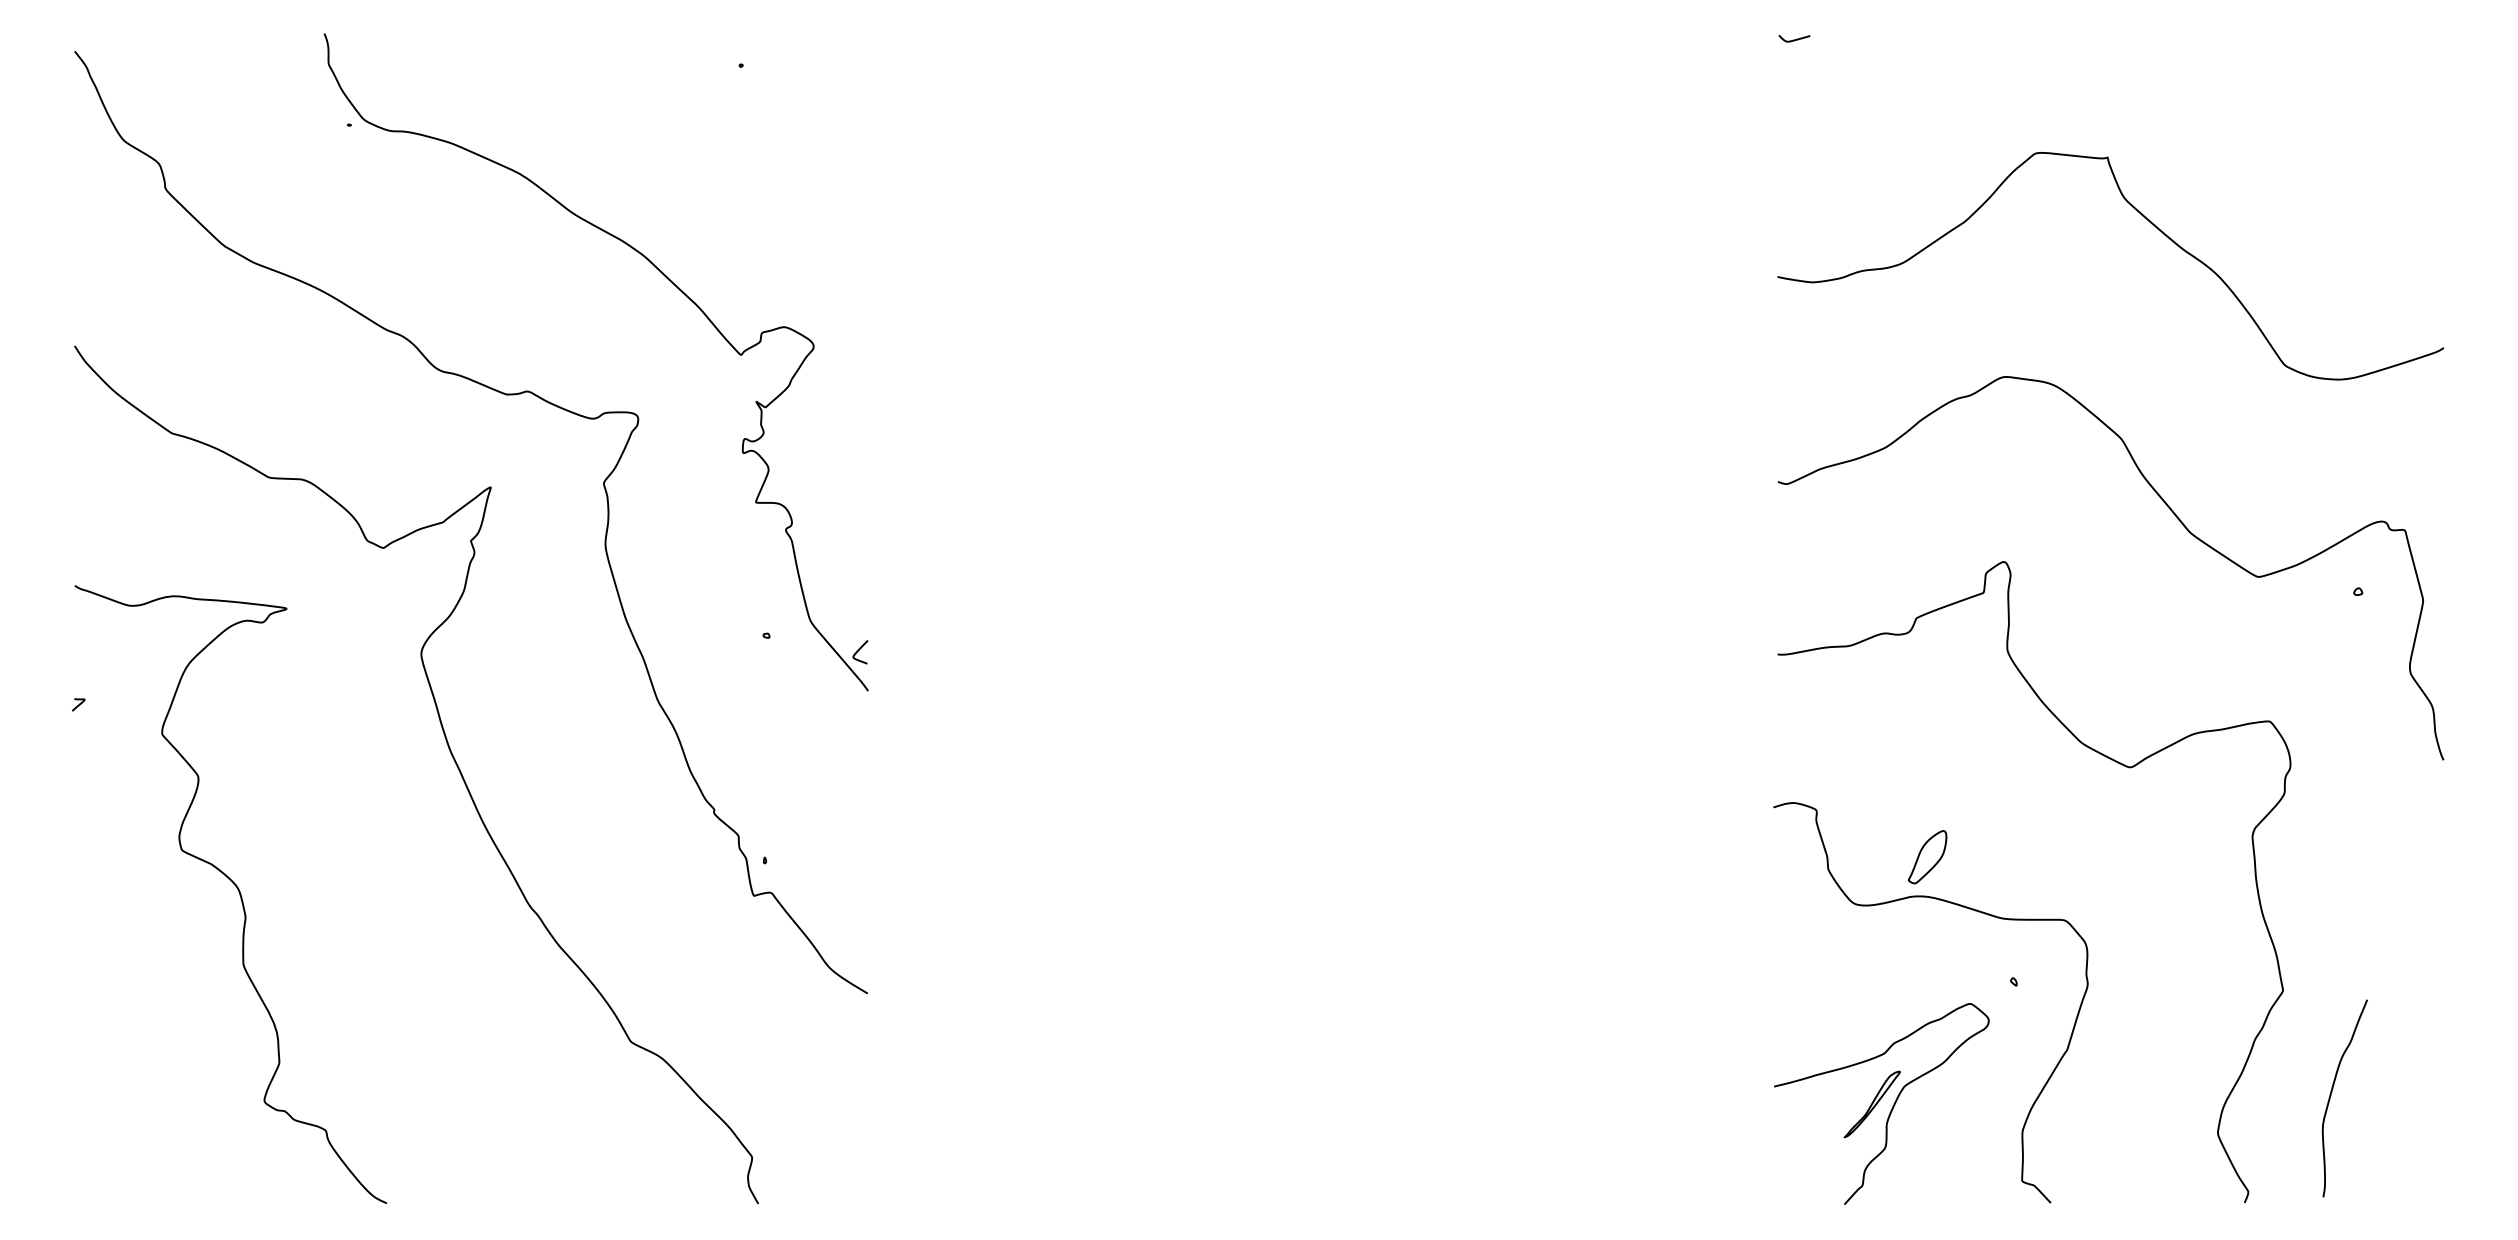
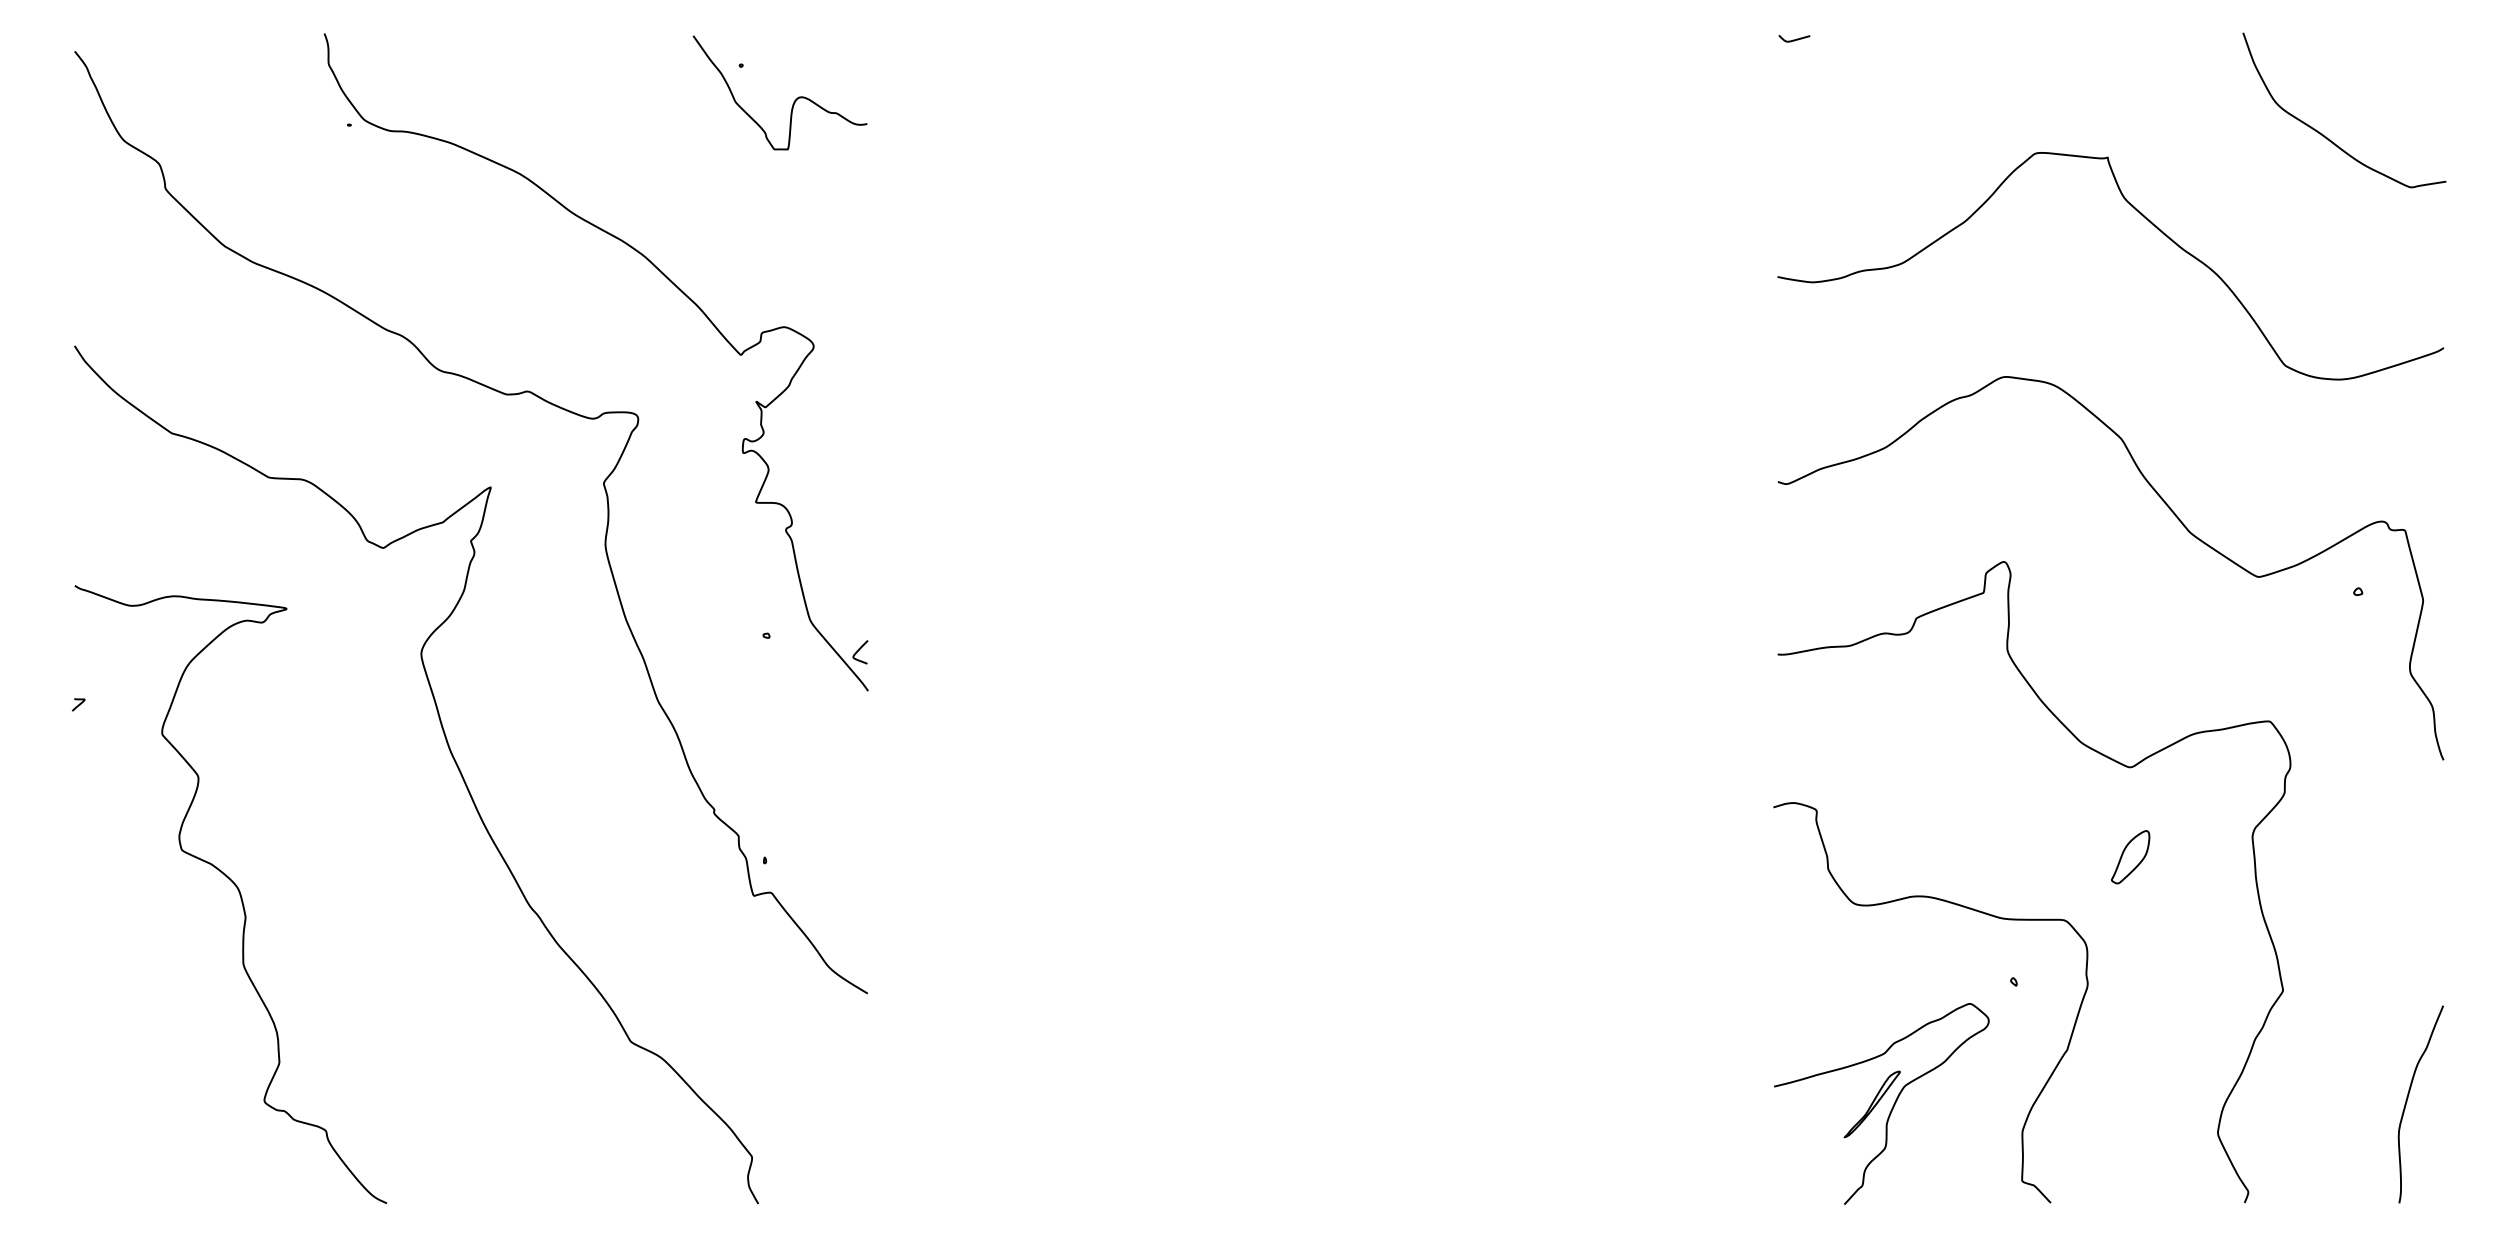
curve: none -> present (794, 100)
curve: none -> present (2326, 136)
part position: (1927, 857) -> (2130, 857) (2130, 857)
curve position: (2331, 1096) -> (2407, 1102) (2407, 1102)
